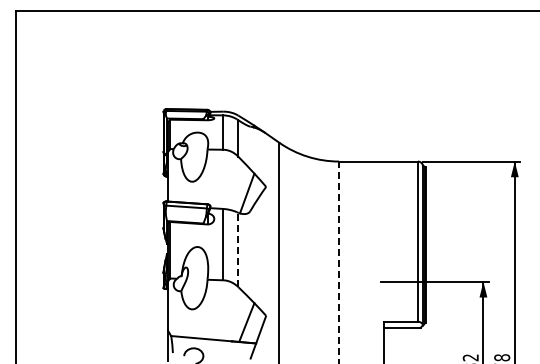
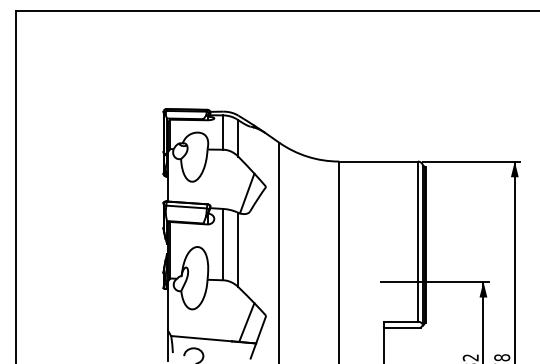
line: dashed -> solid (238, 249)
line: dashed -> solid (339, 262)
